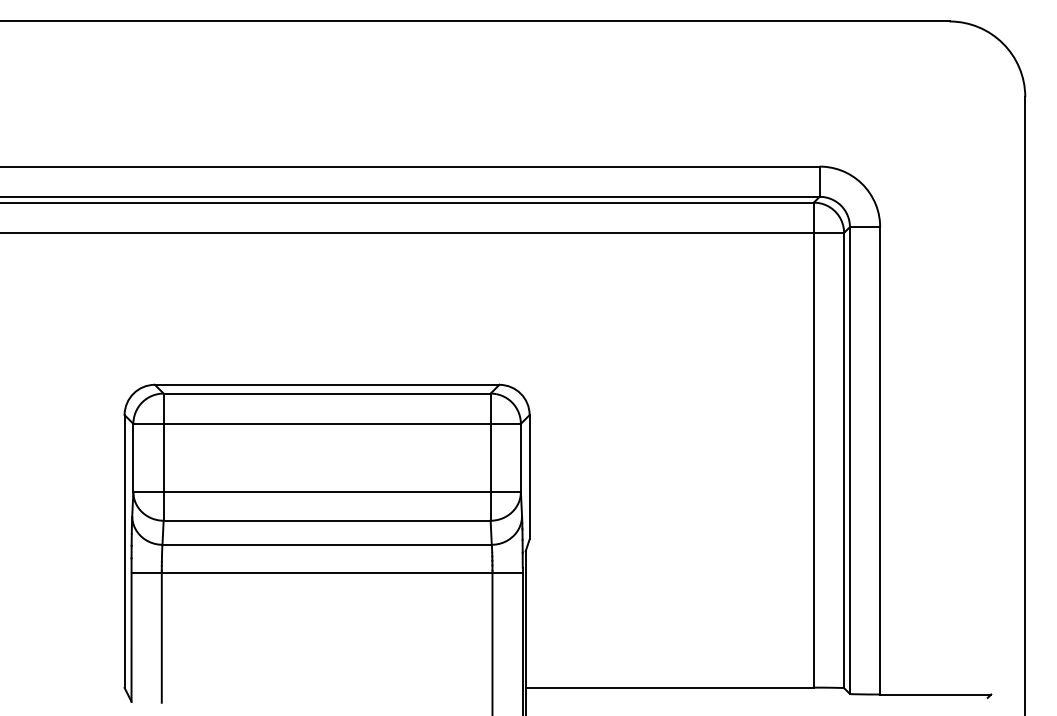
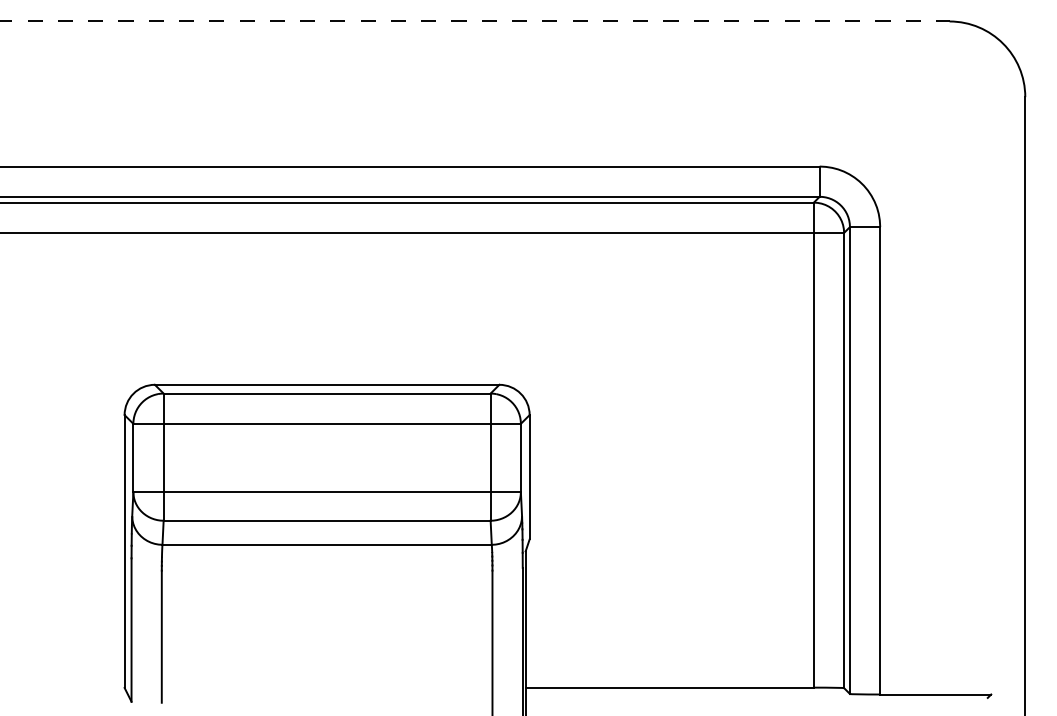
line: solid -> dashed (474, 21)
line: present -> none (326, 573)
